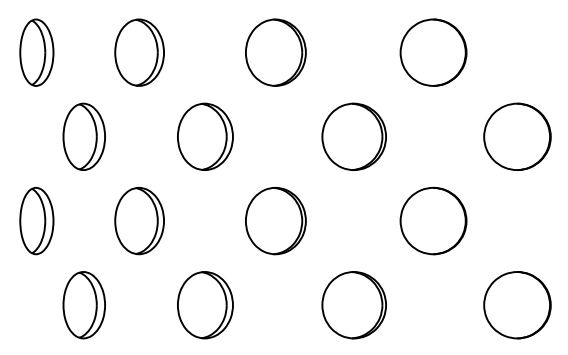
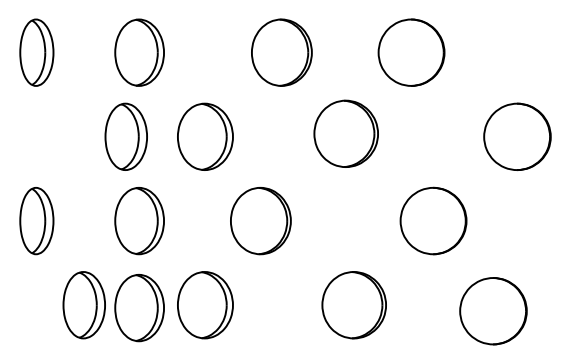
part position: (275, 52) -> (281, 52) (281, 52)
part position: (433, 52) -> (411, 52) (411, 52)
part position: (83, 136) -> (125, 136) (125, 136)
part position: (353, 136) -> (345, 133) (345, 133)
part position: (275, 221) -> (260, 221) (260, 221)
part position: (517, 305) -> (493, 311) (493, 311)
part: none -> present (139, 308)
